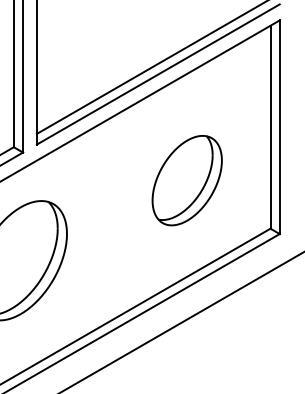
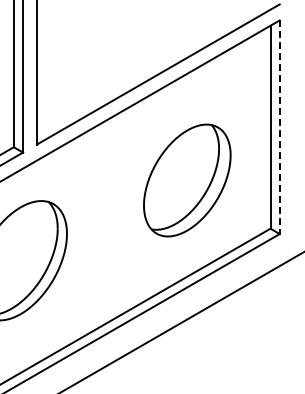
line: present -> none (150, 67)
line: solid -> dashed (279, 127)
part size: 72x92 px -> 89x115 px (187, 180)
